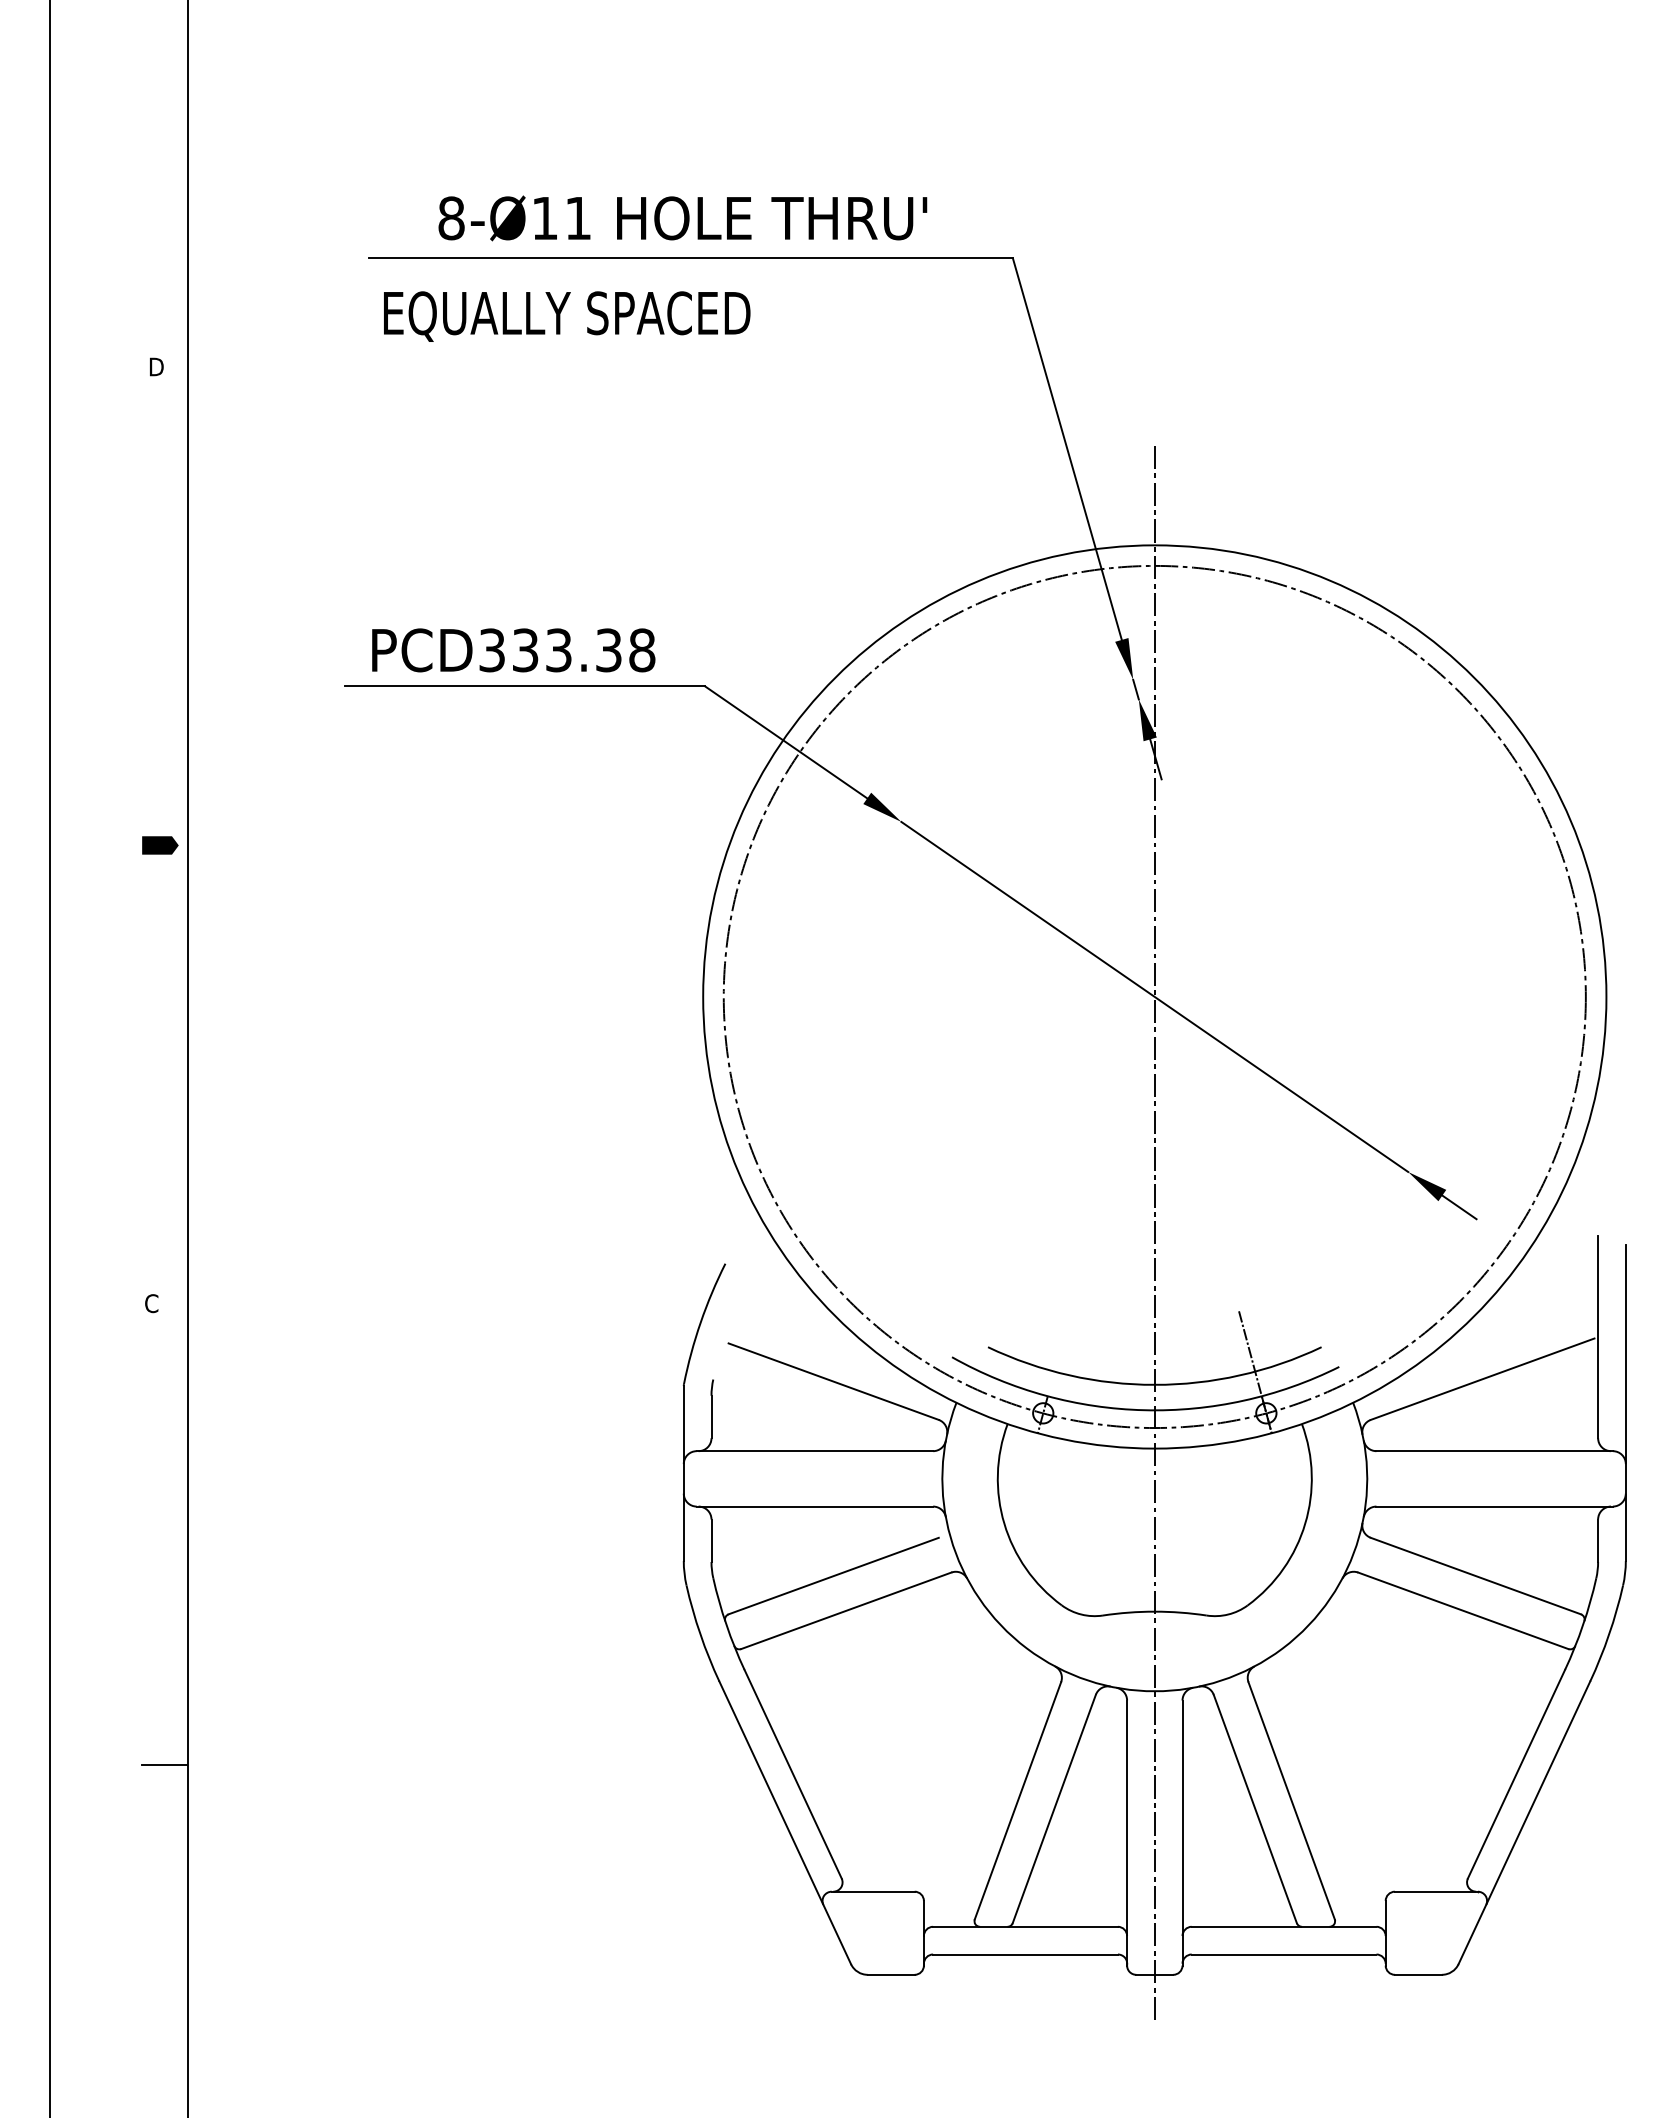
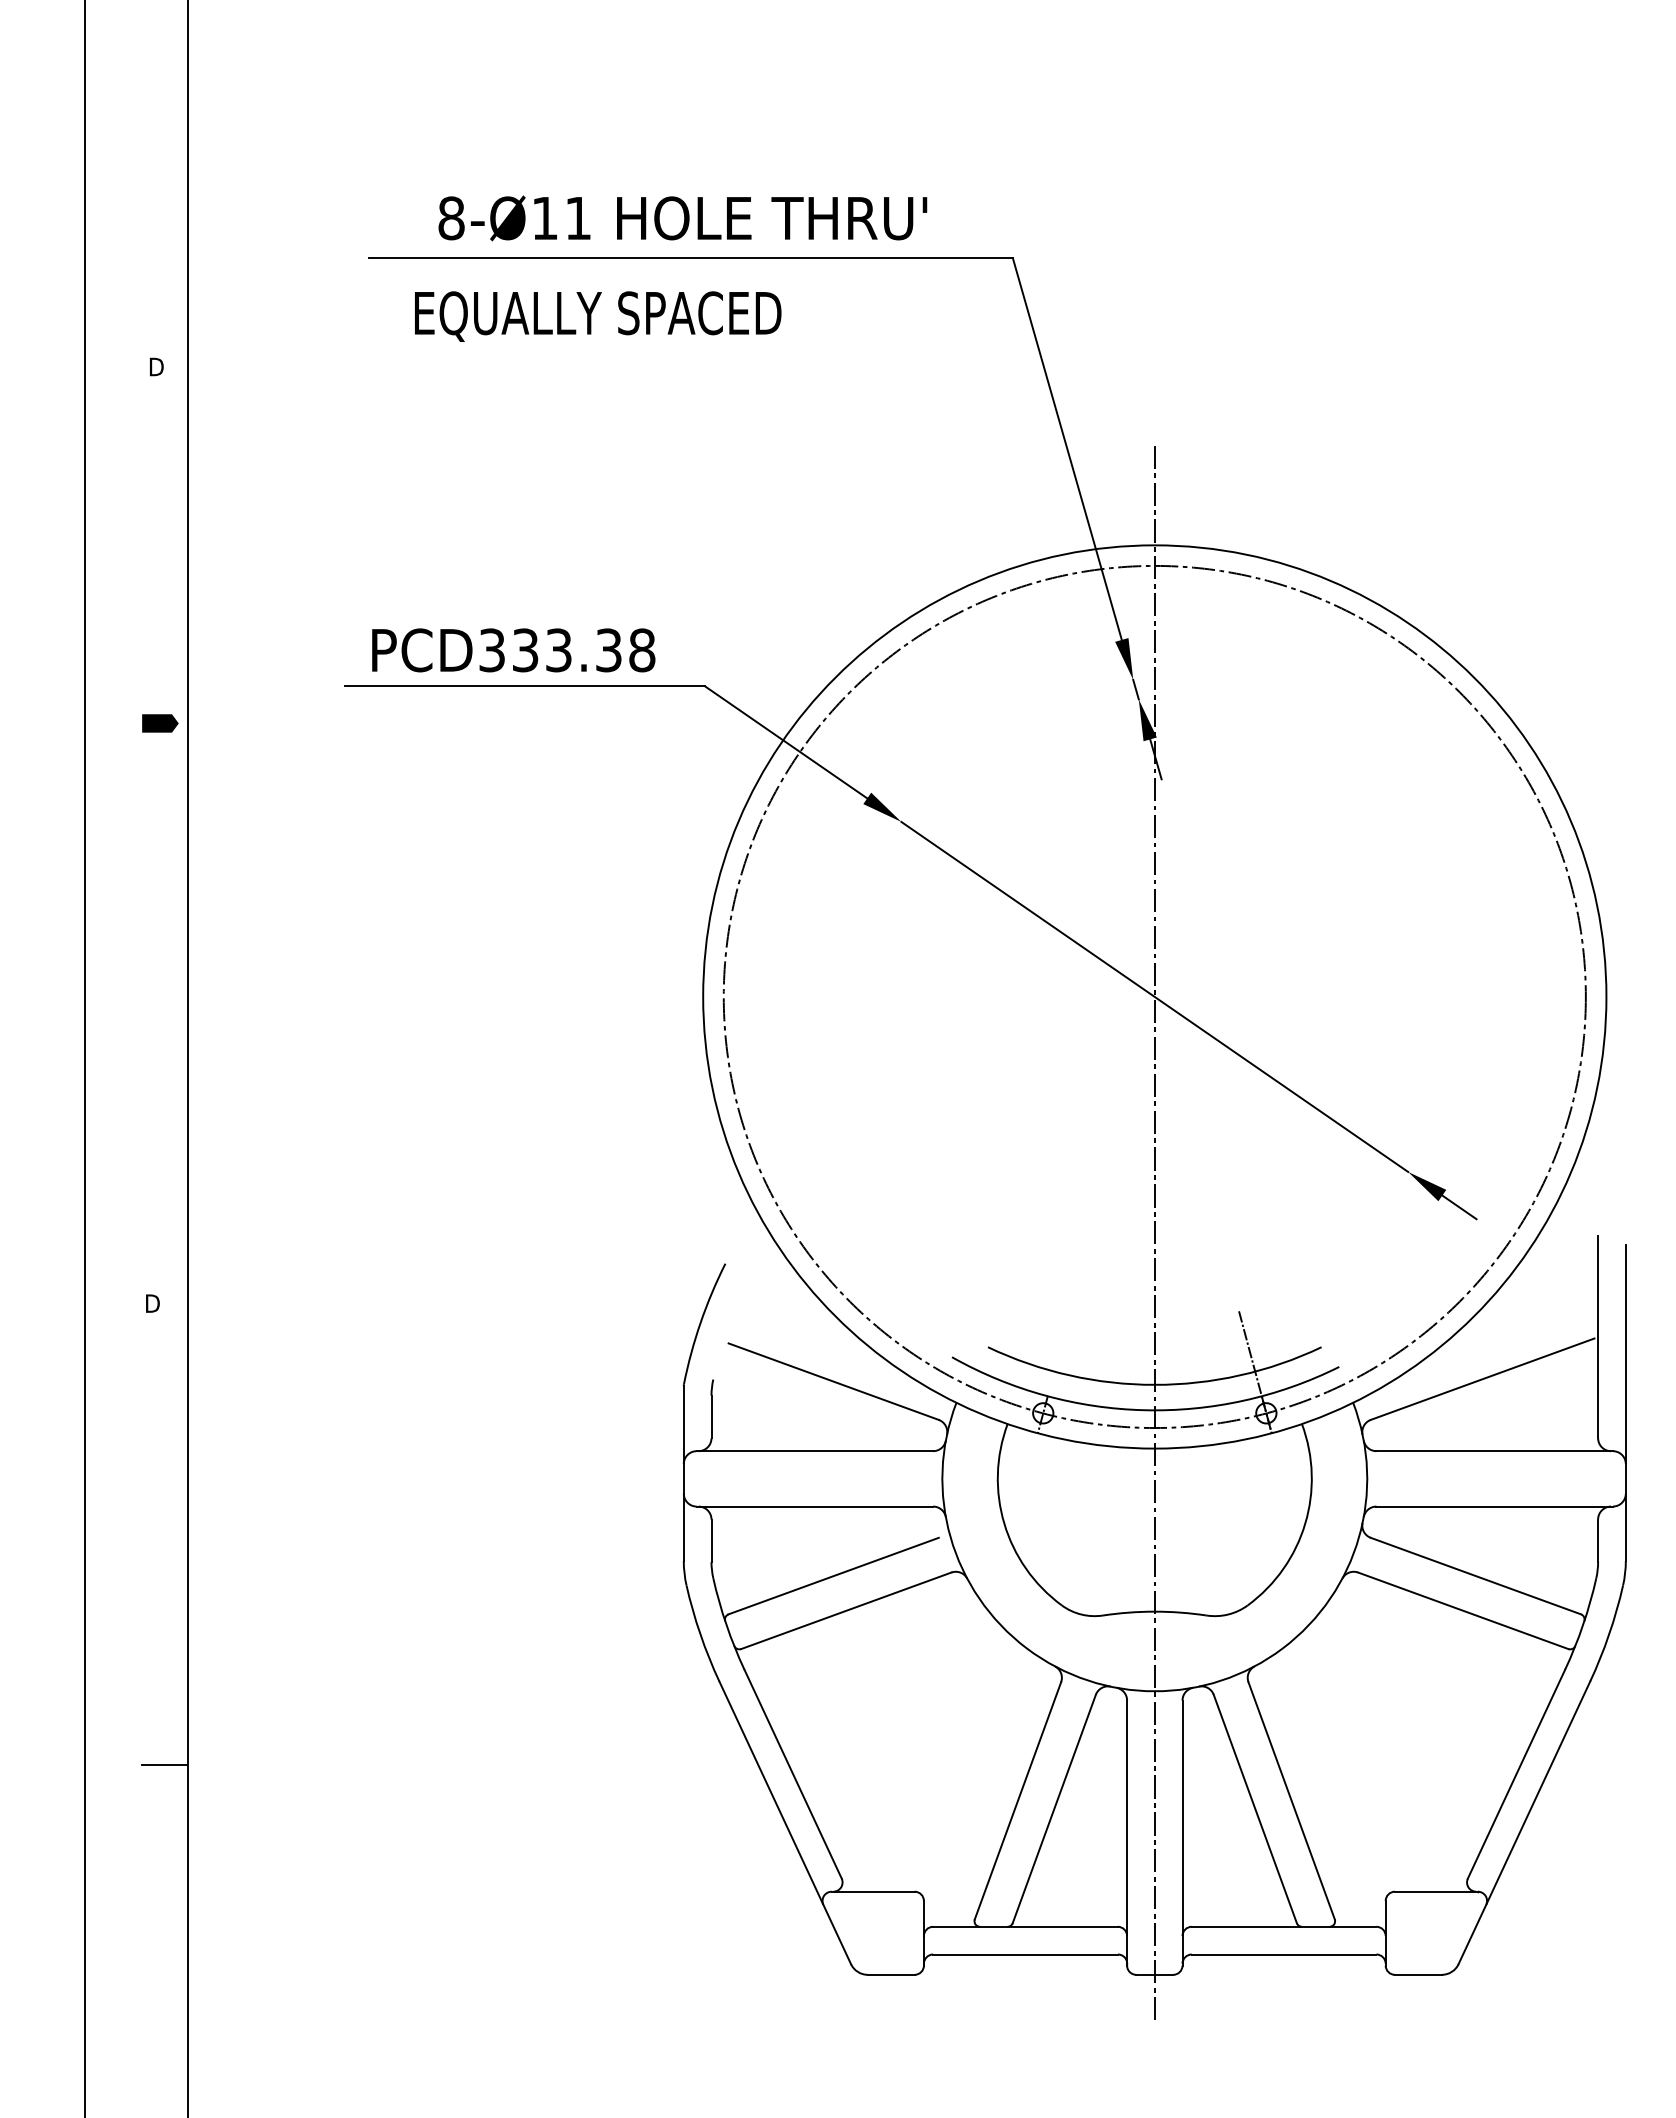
text position: (567, 316) -> (598, 316) (598, 316)
line position: (160, 845) -> (160, 723) (160, 723)
line position: (50, 1058) -> (85, 1058) (85, 1058)
text: C -> D (152, 1303)
